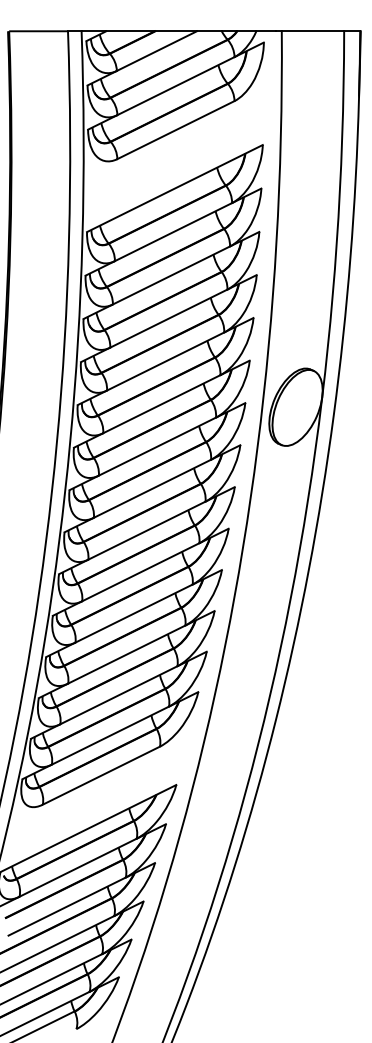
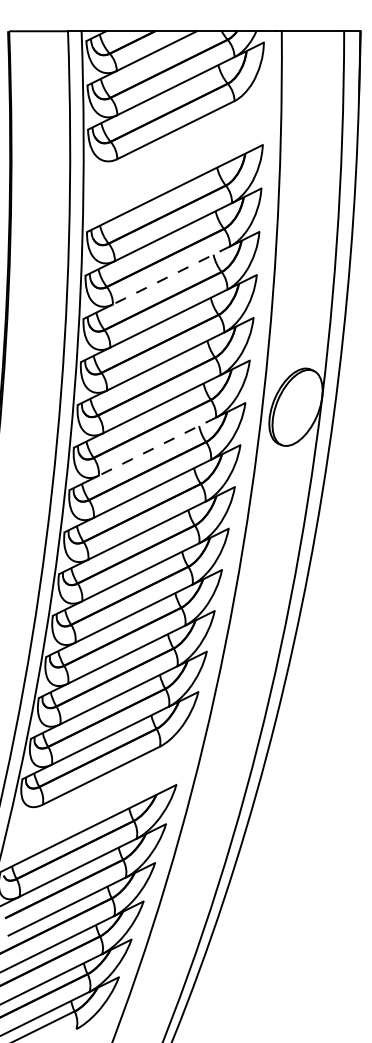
line: solid -> dashed (170, 275)
line: solid -> dashed (156, 446)
